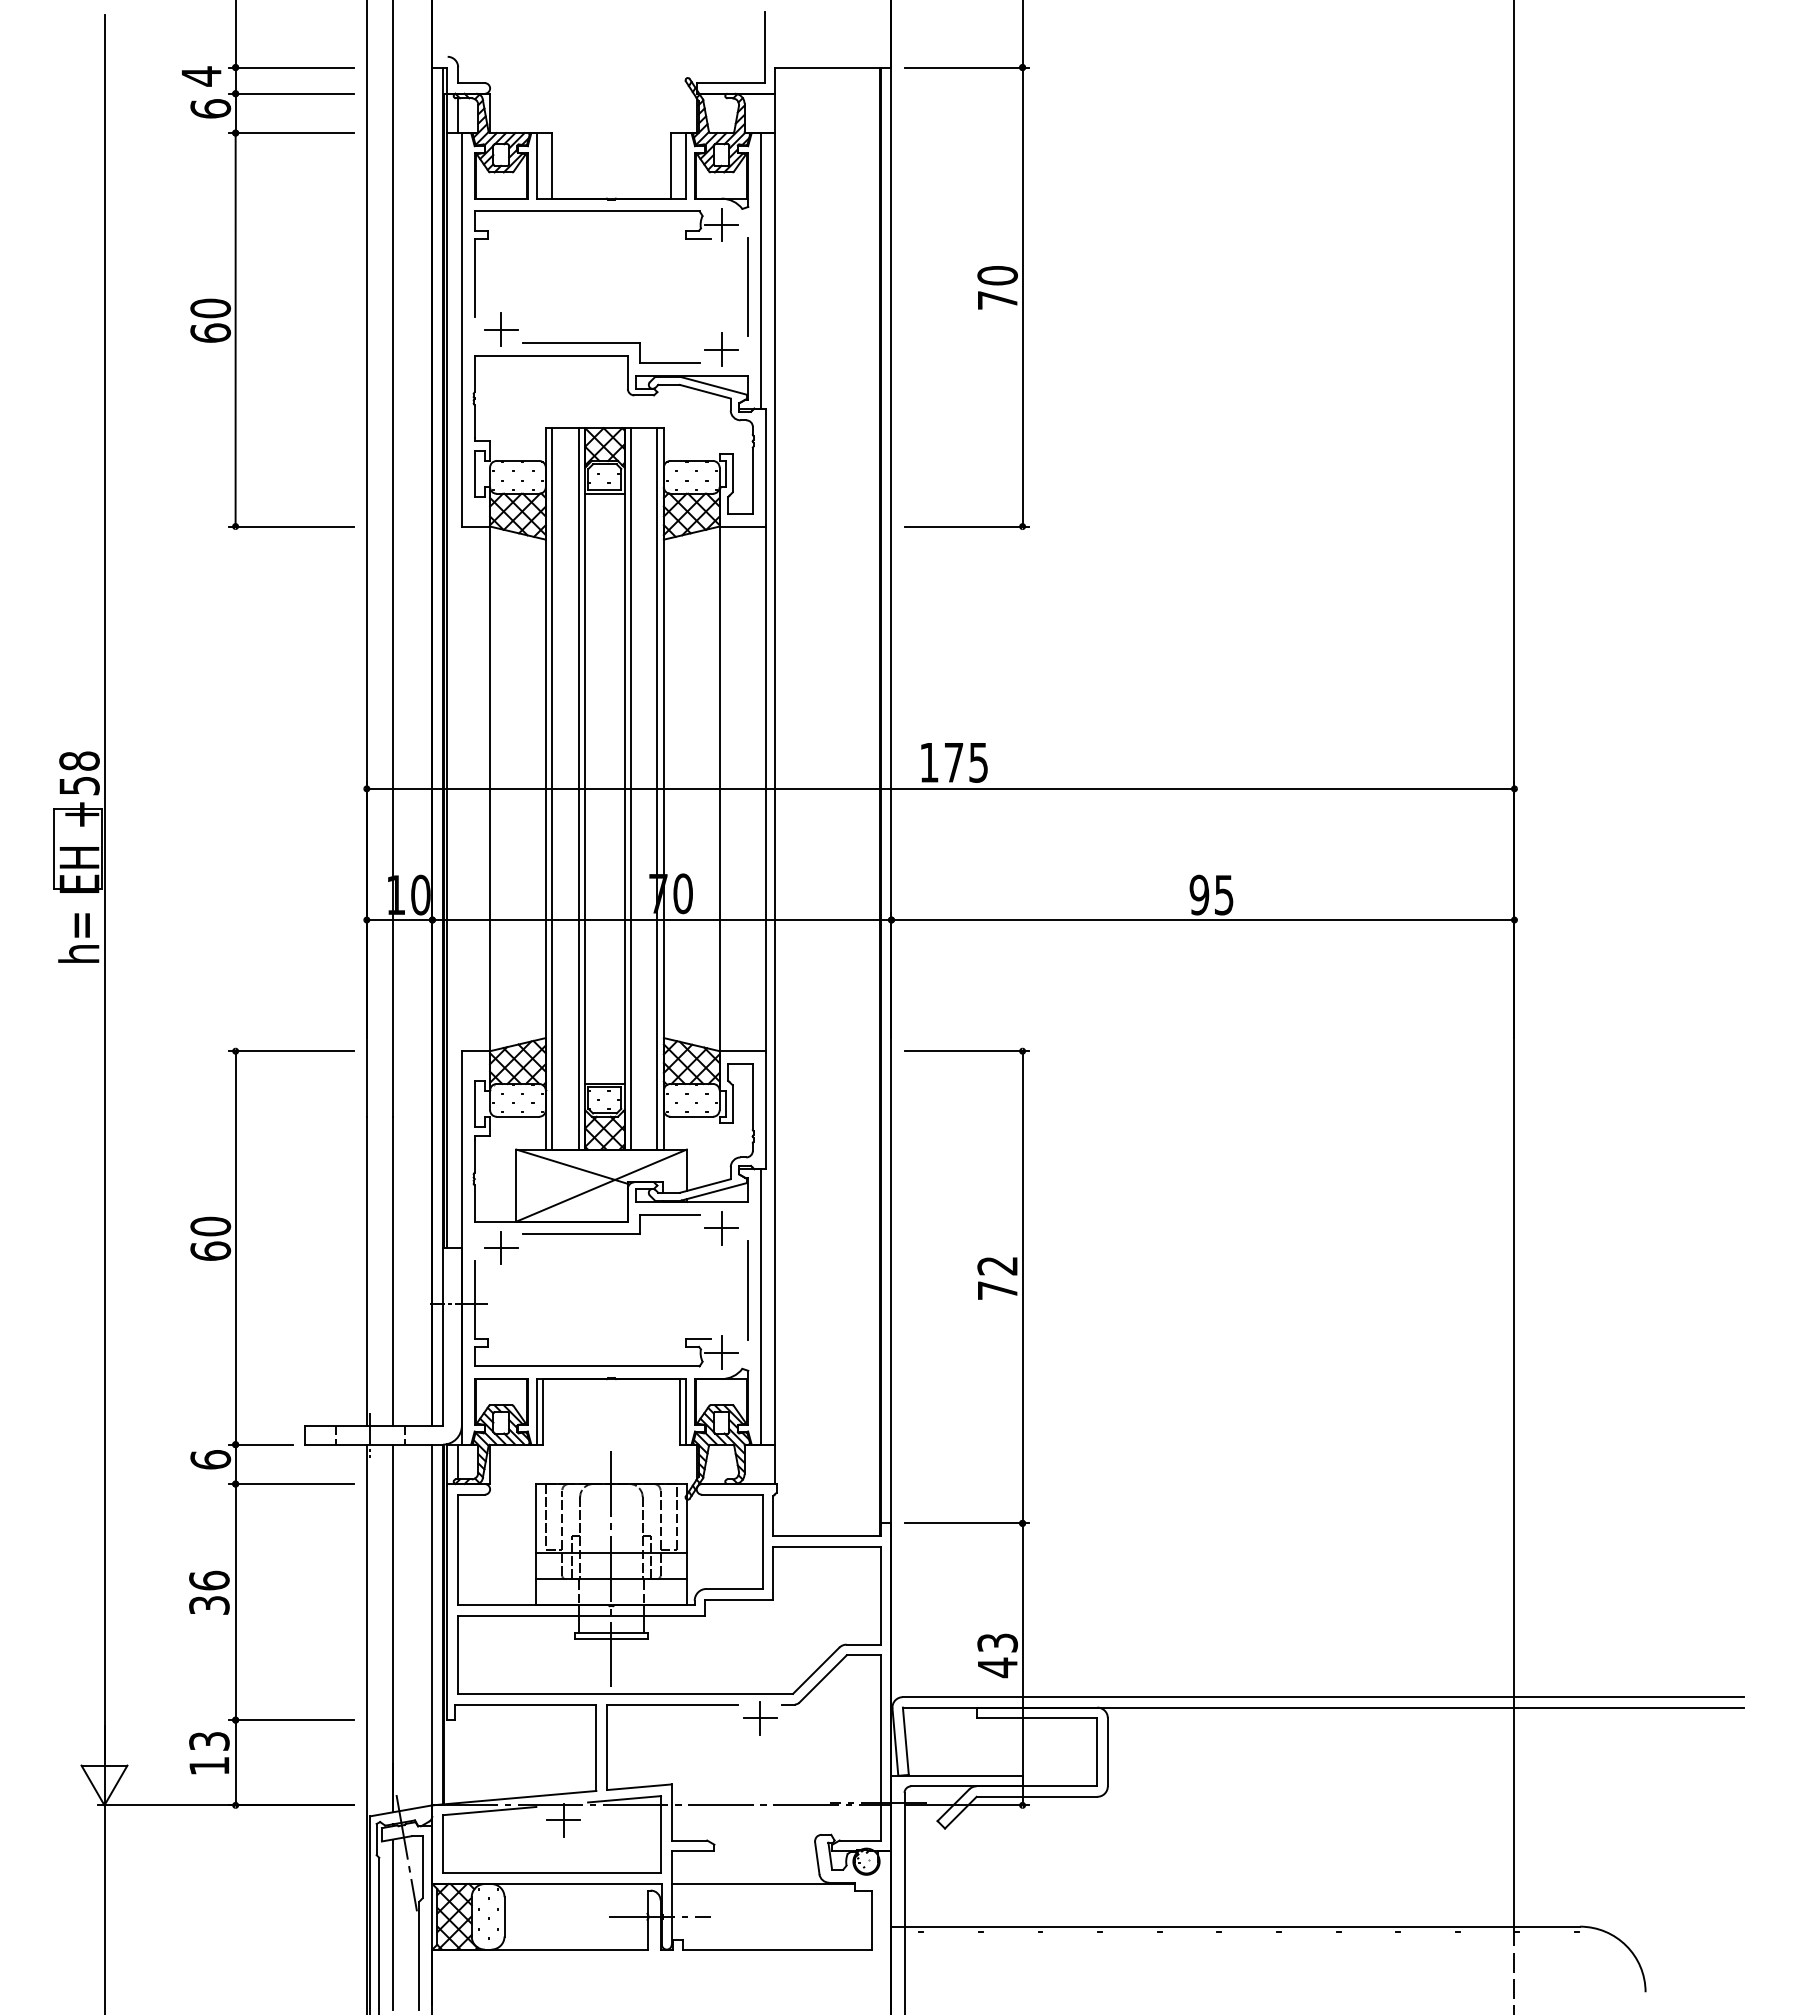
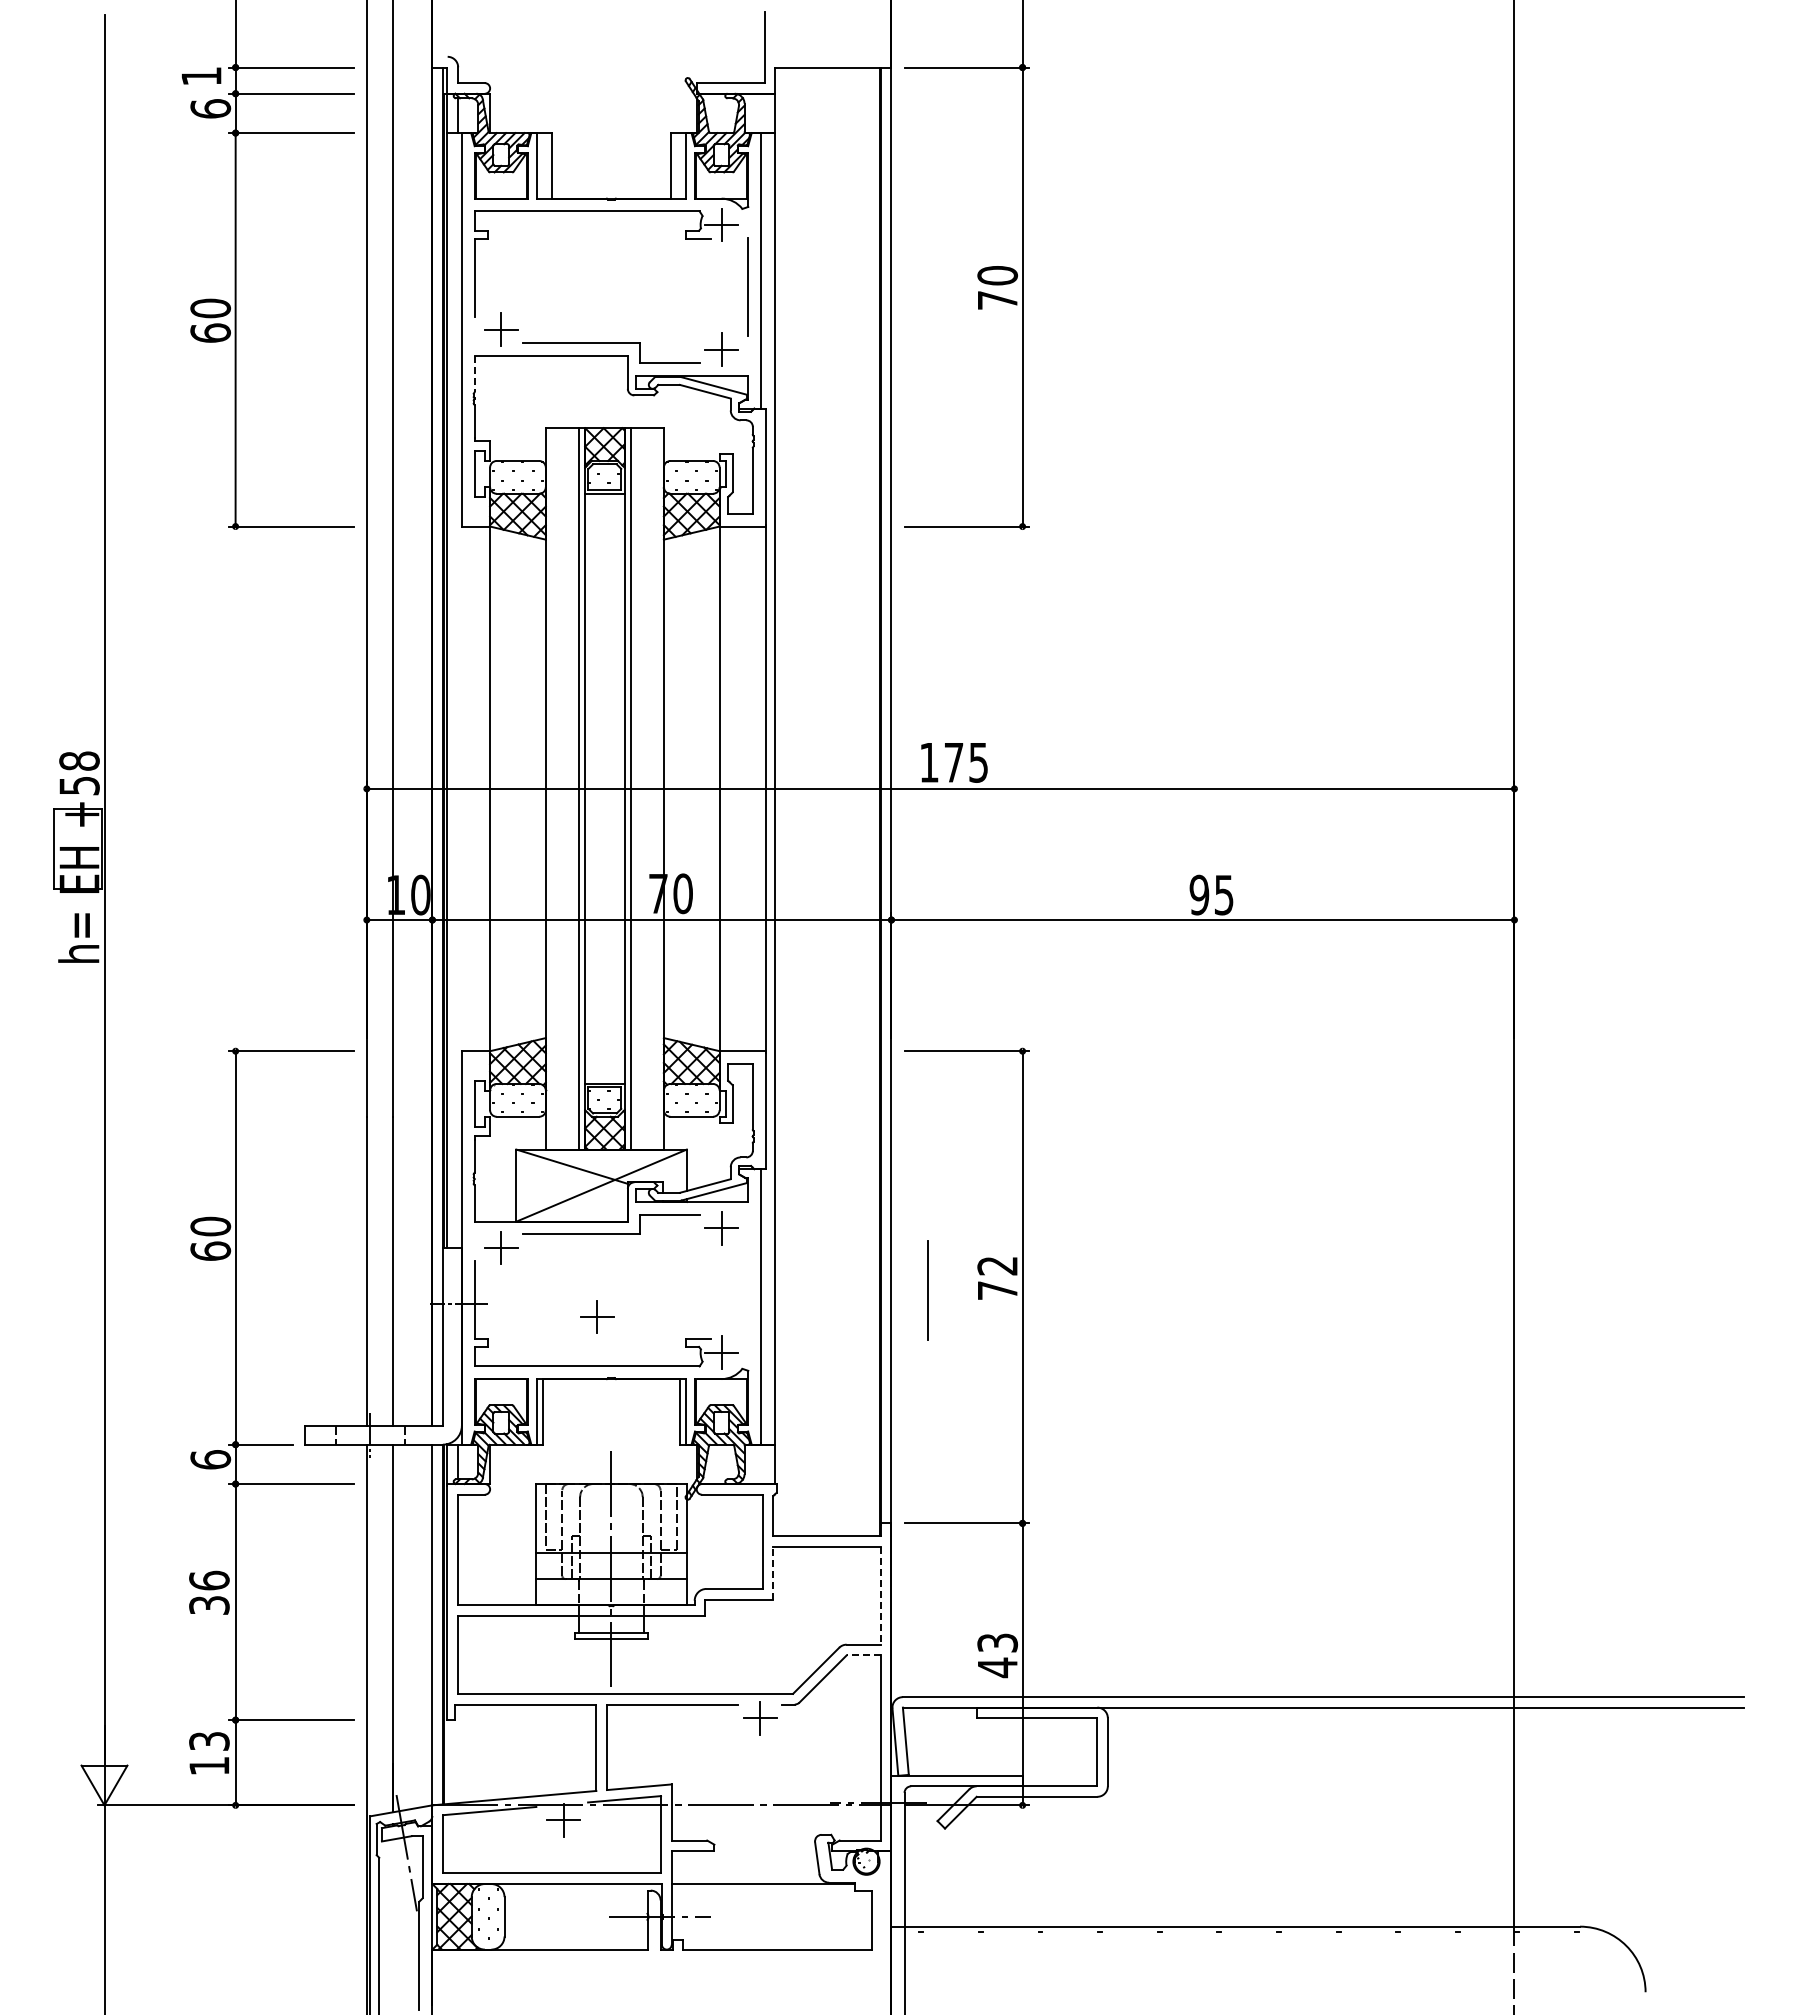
text: 4 -> 1 (201, 76)
line: solid -> dashed (474, 374)
line: present -> none (552, 788)
line: present -> none (657, 788)
line position: (747, 1290) -> (927, 1290) (927, 1290)
part: none -> present (597, 1316)
line: solid -> dashed (773, 1572)
line: solid -> dashed (880, 1595)
line: solid -> dashed (863, 1655)
line: present -> none (393, 1924)
